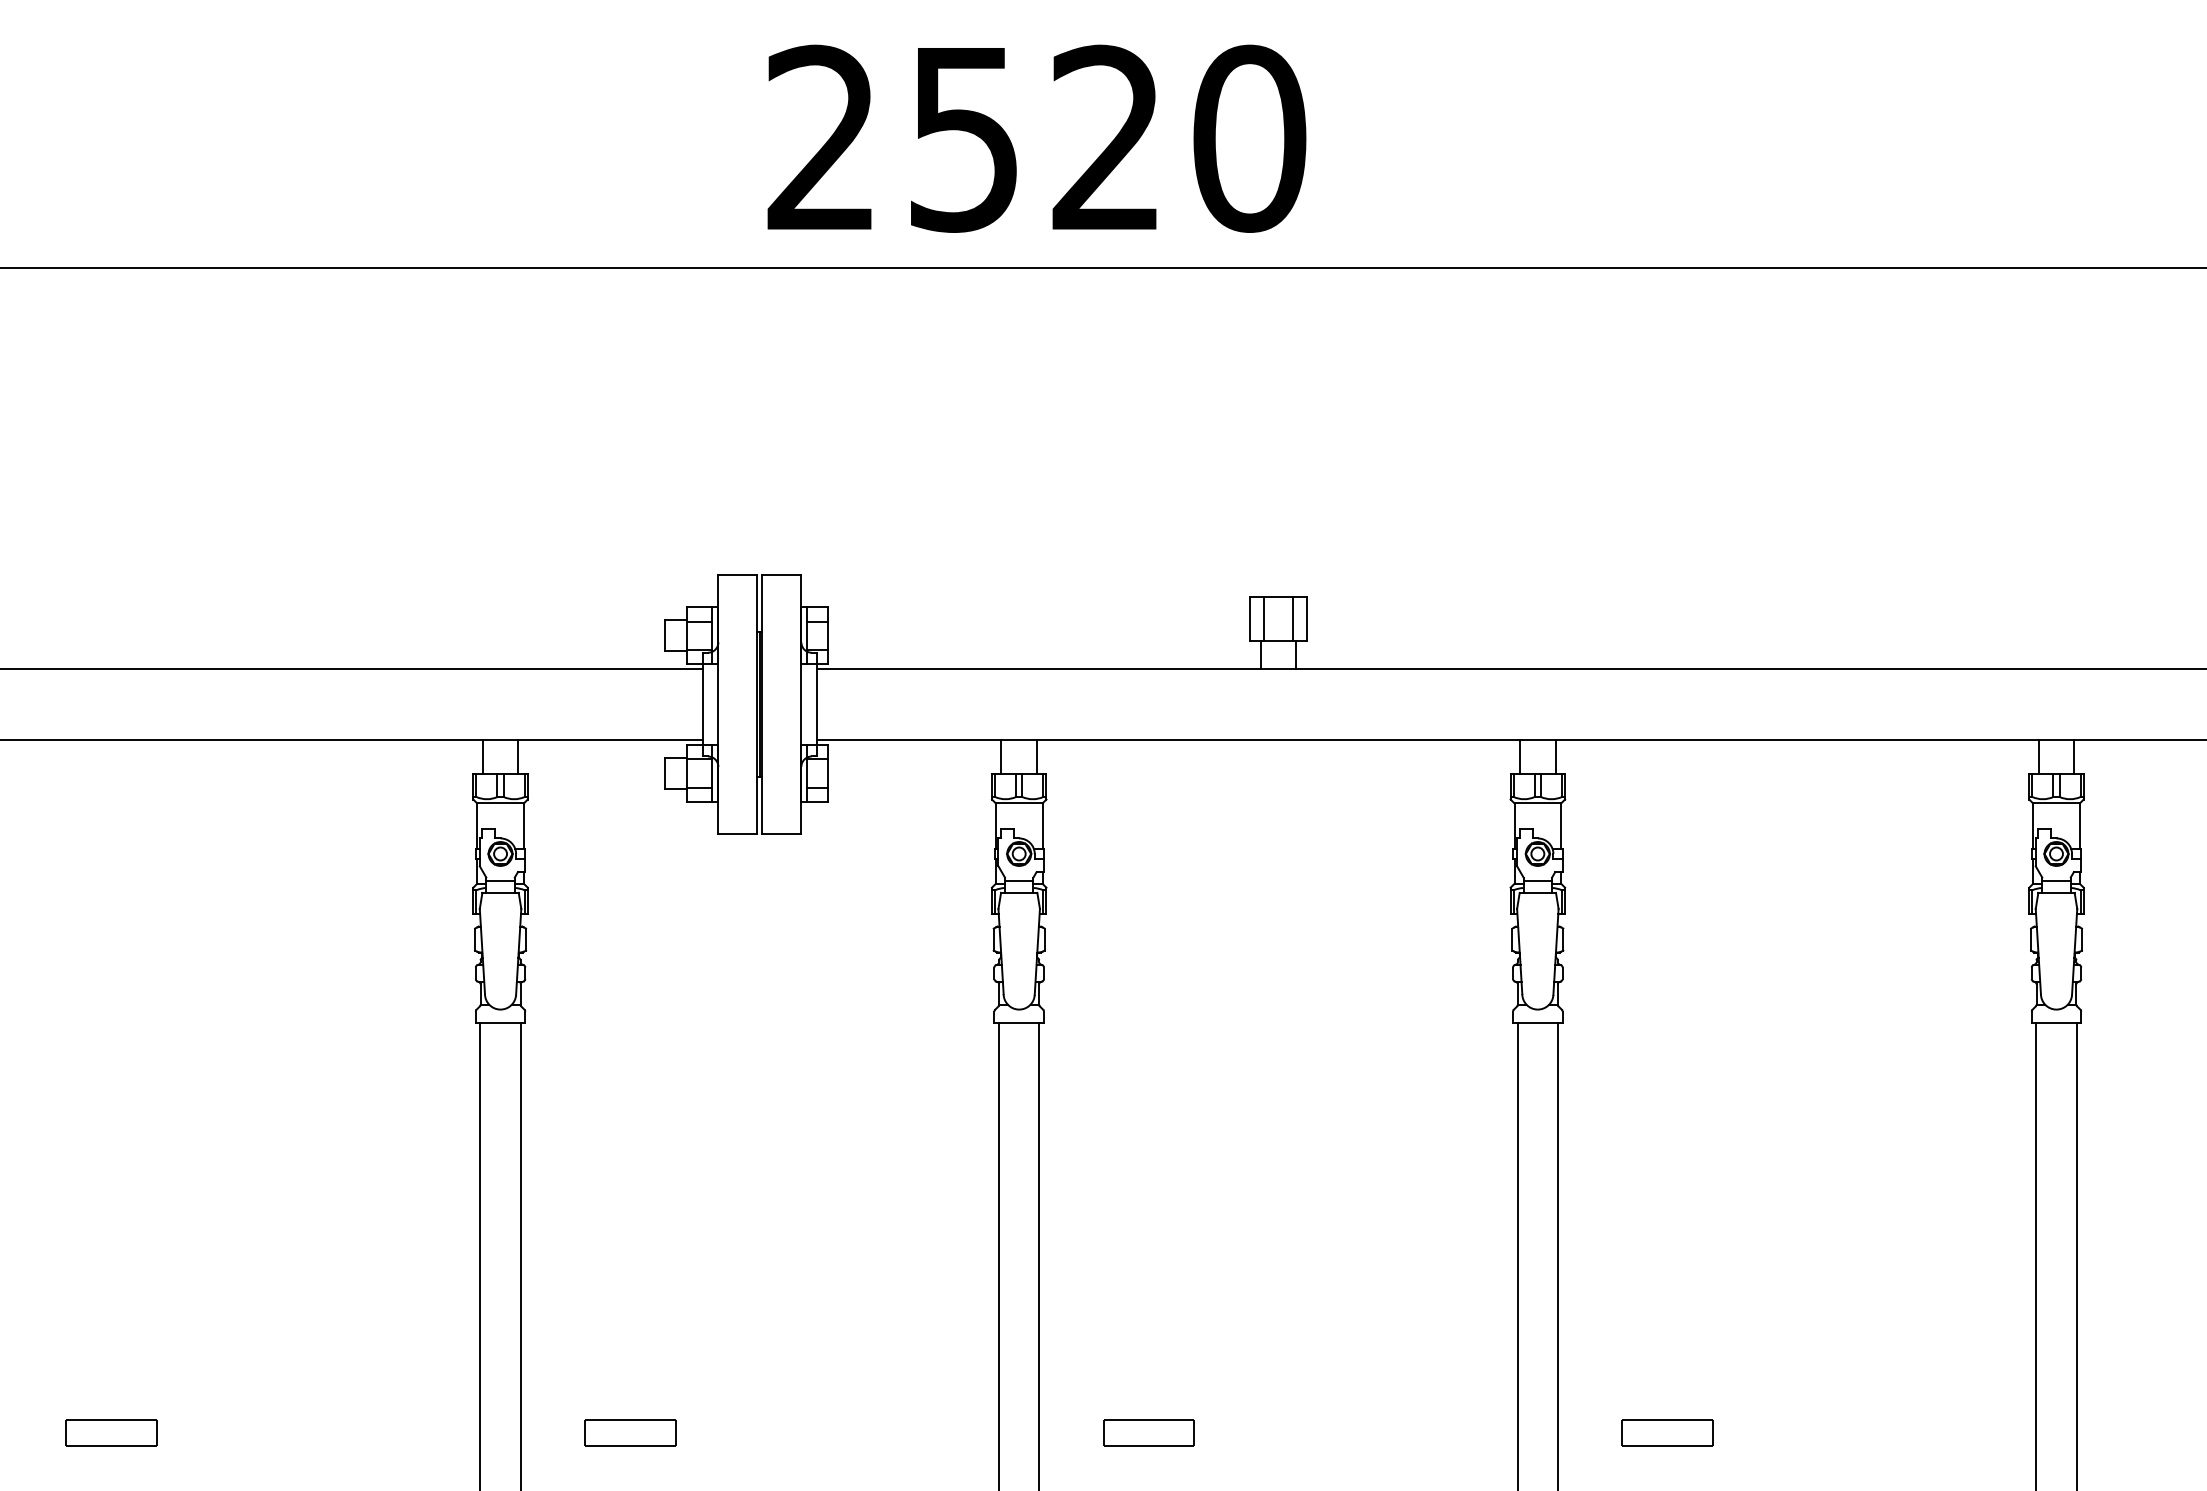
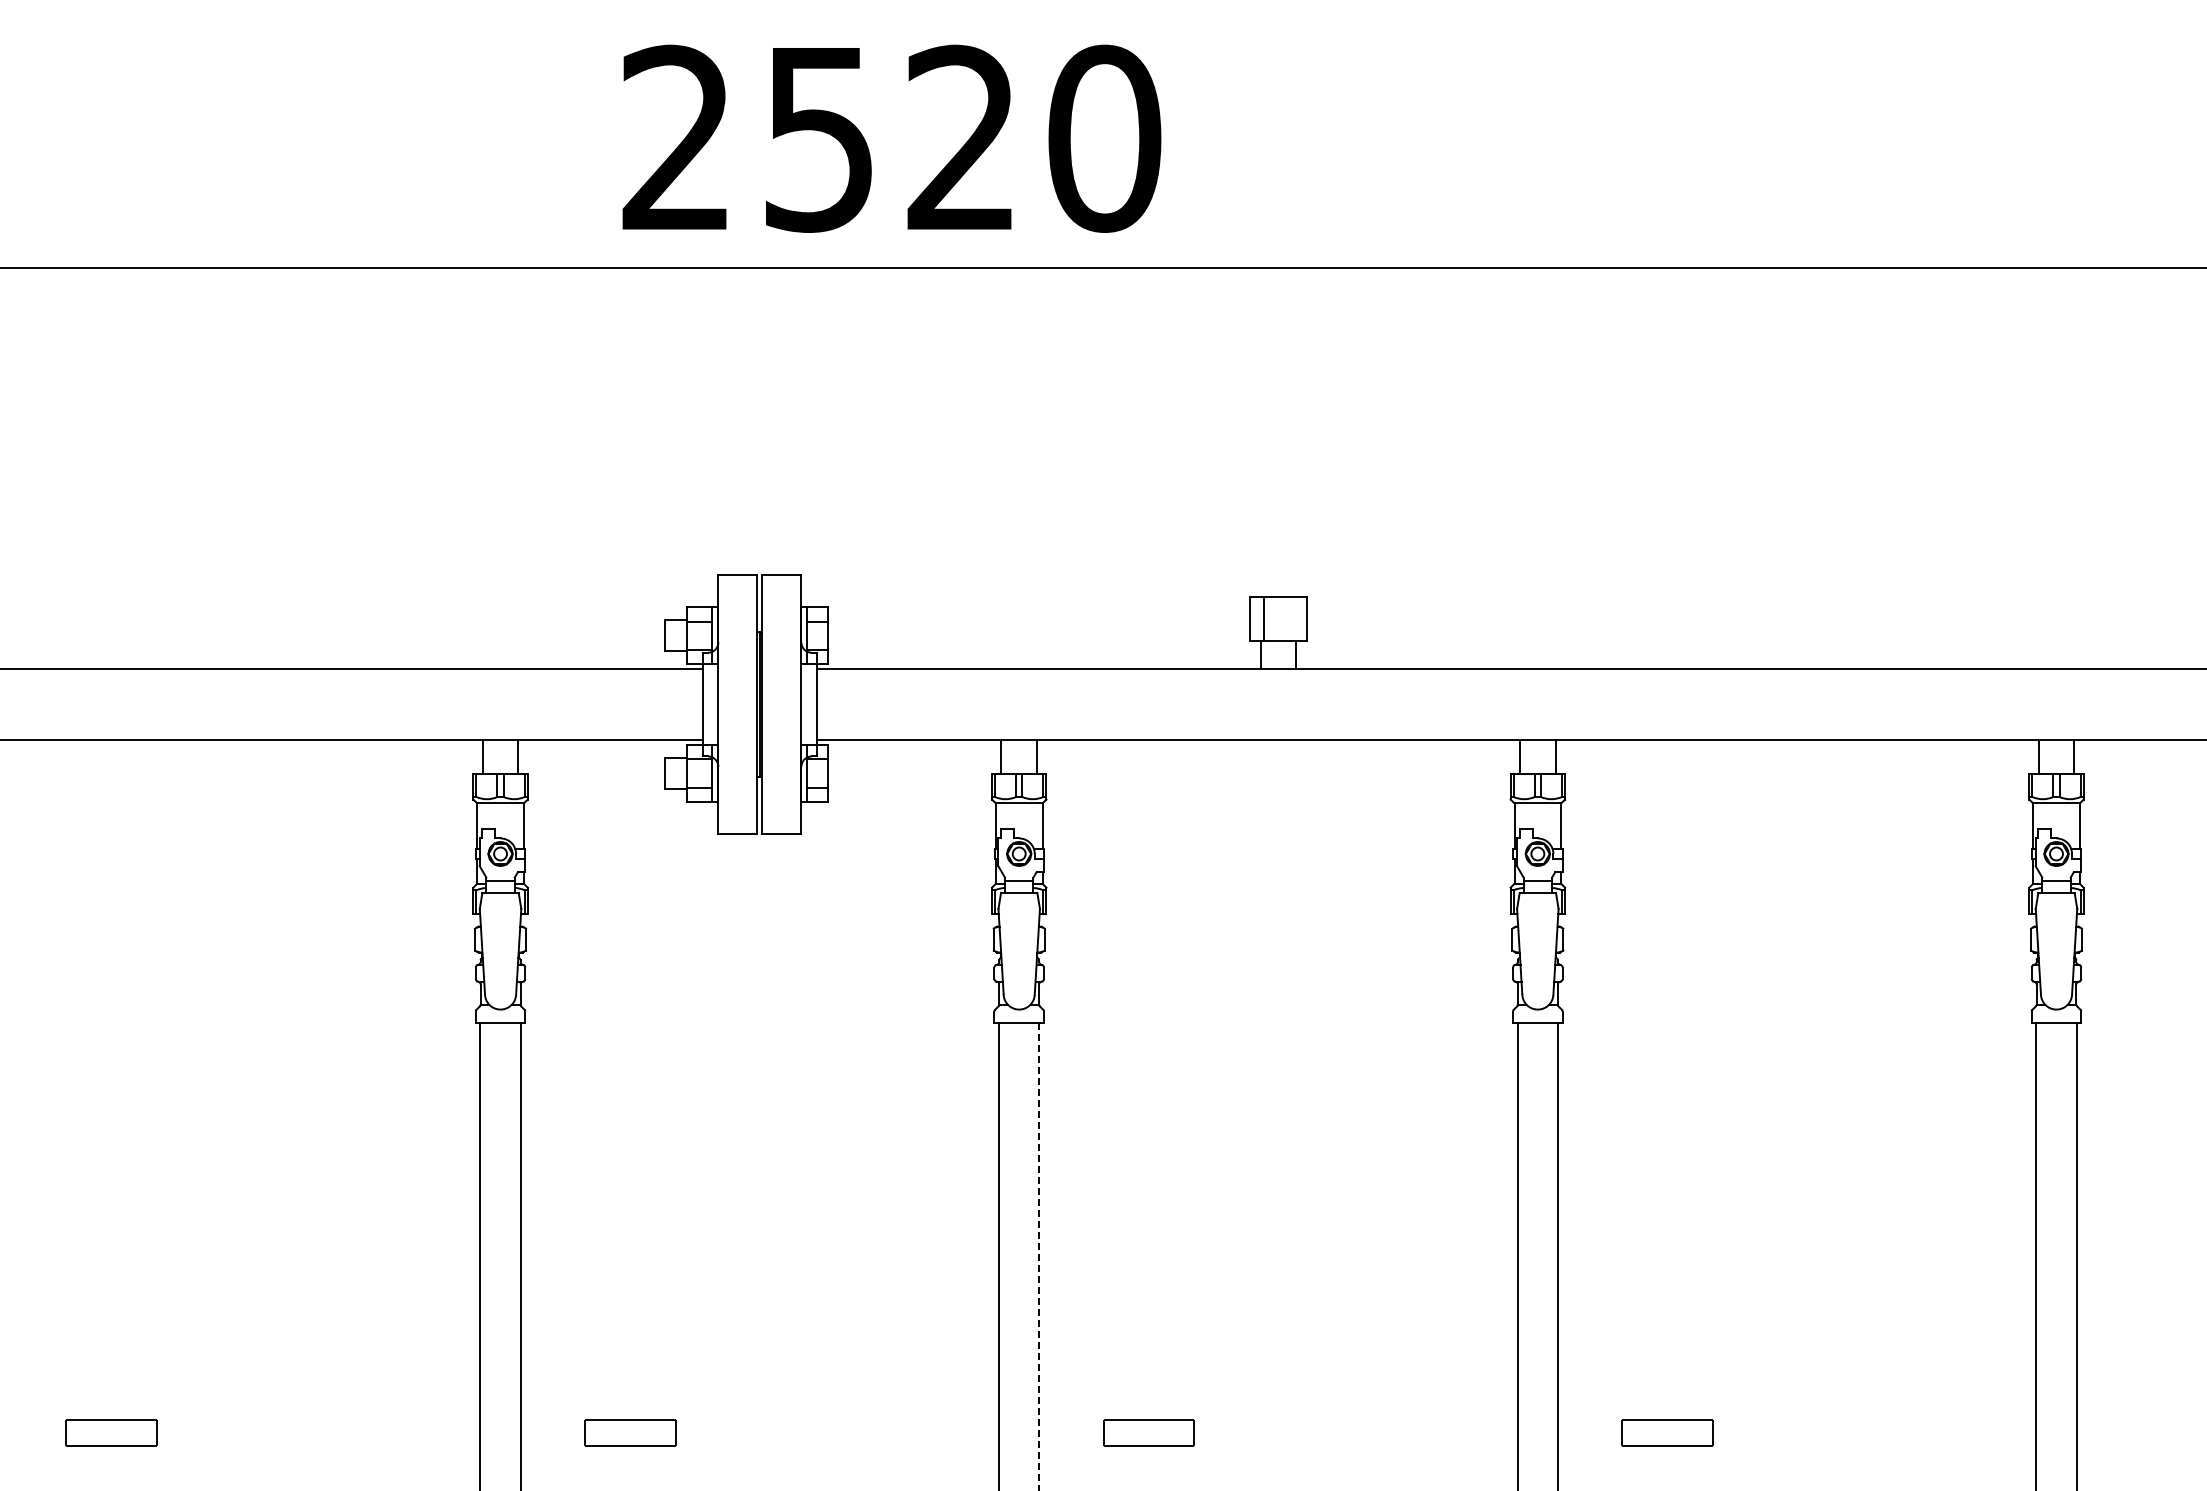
text position: (1036, 138) -> (891, 138) (891, 138)
line: present -> none (1292, 618)
line: solid -> dashed (1039, 1256)
